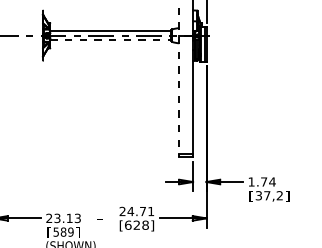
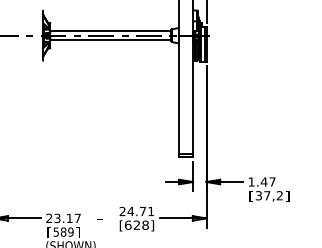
line: dashed -> solid (111, 40)
line: dashed -> solid (179, 79)
text: 1.74 -> 1.47 (267, 181)
text: 23.13 -> 23.17 (77, 218)
